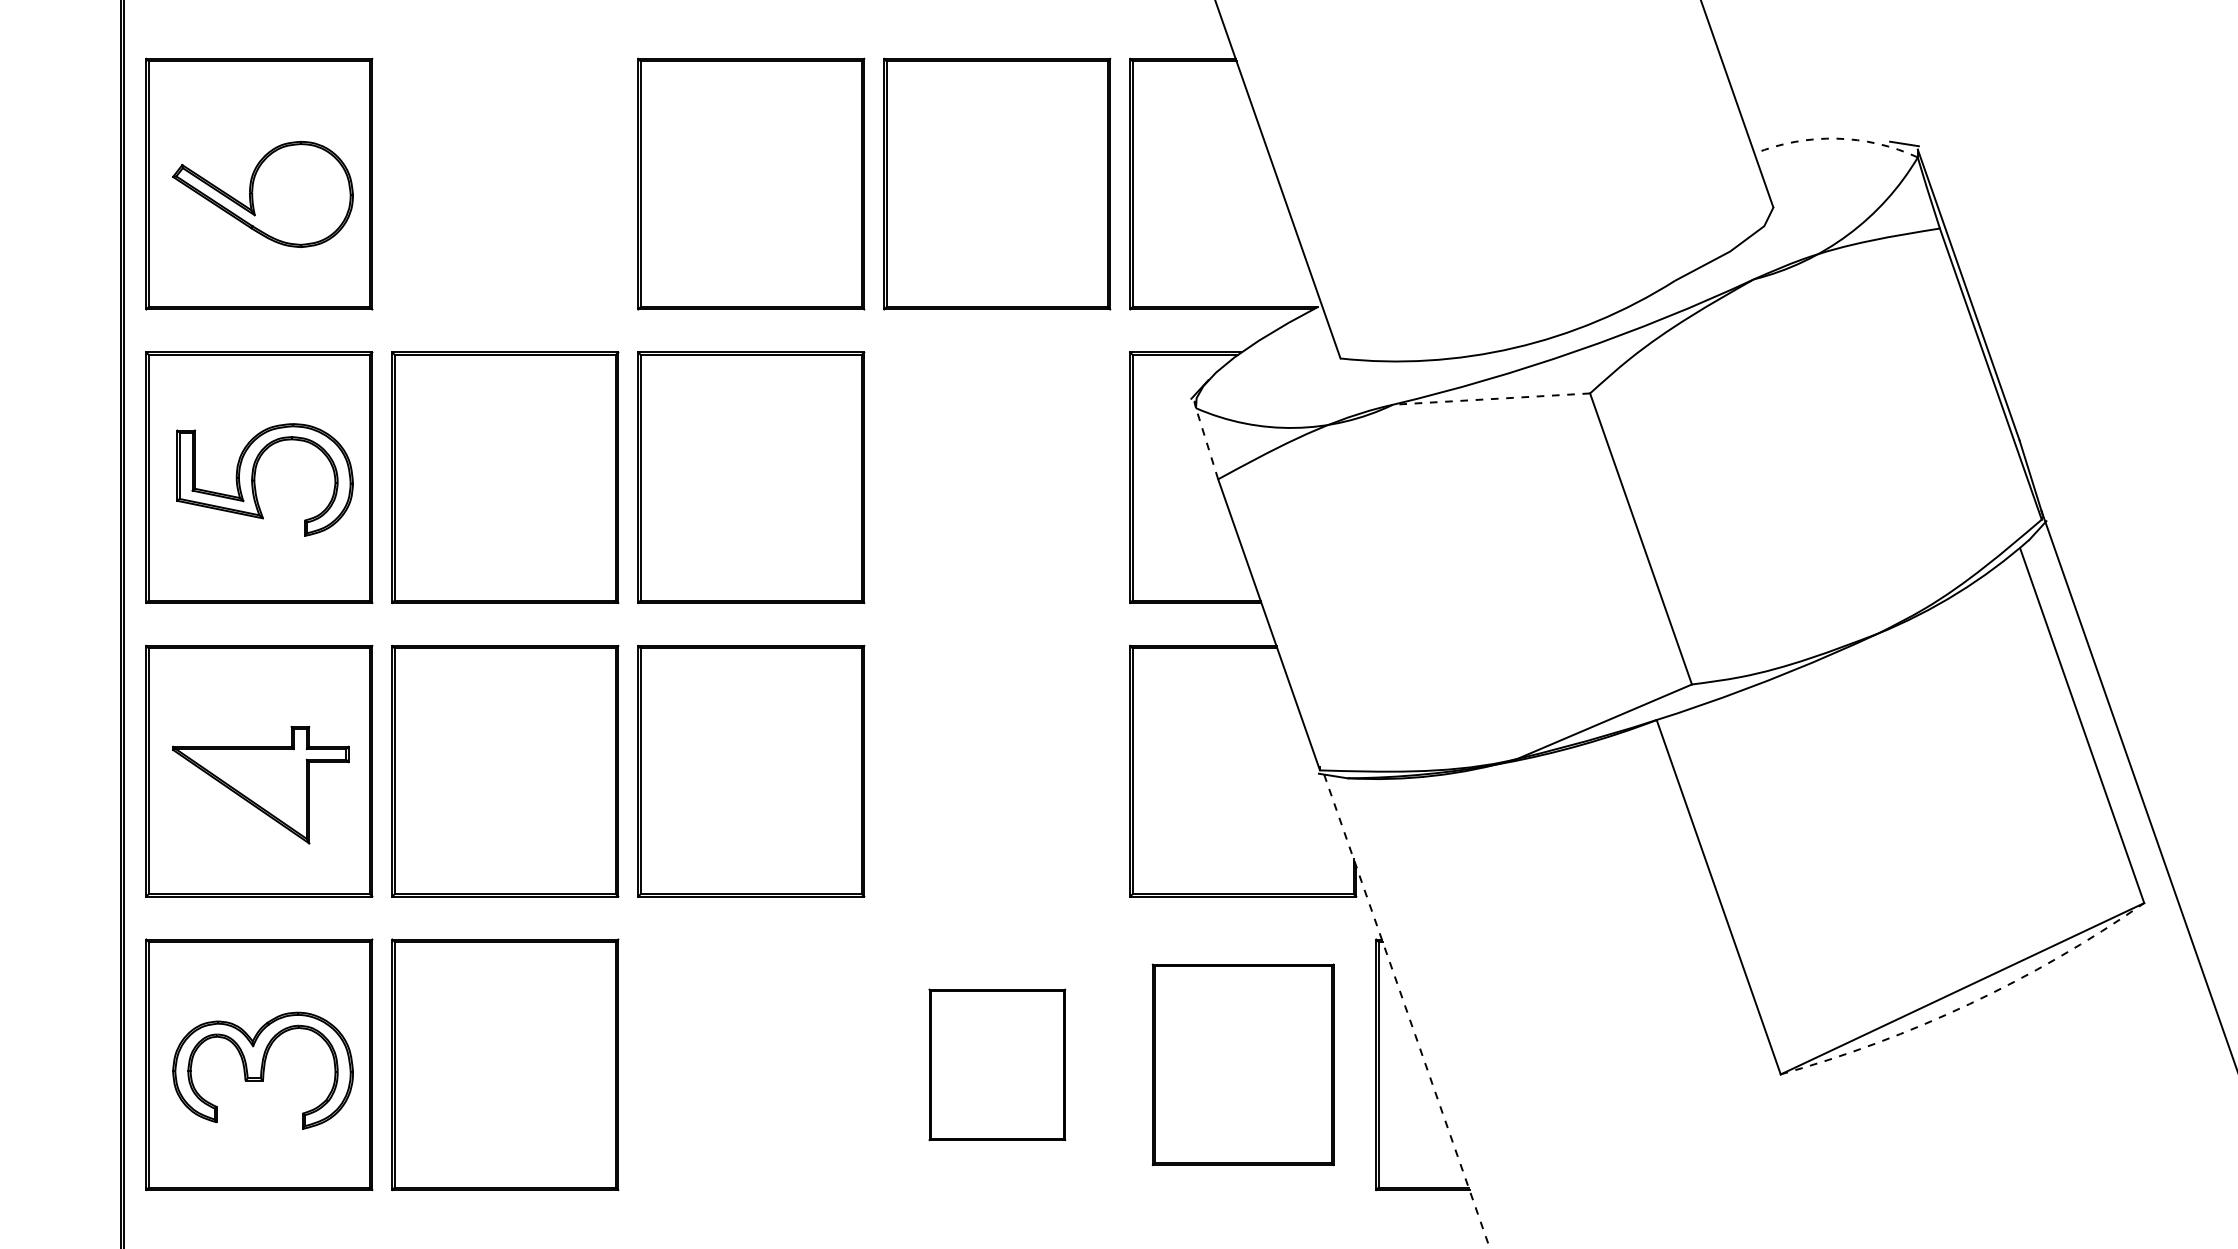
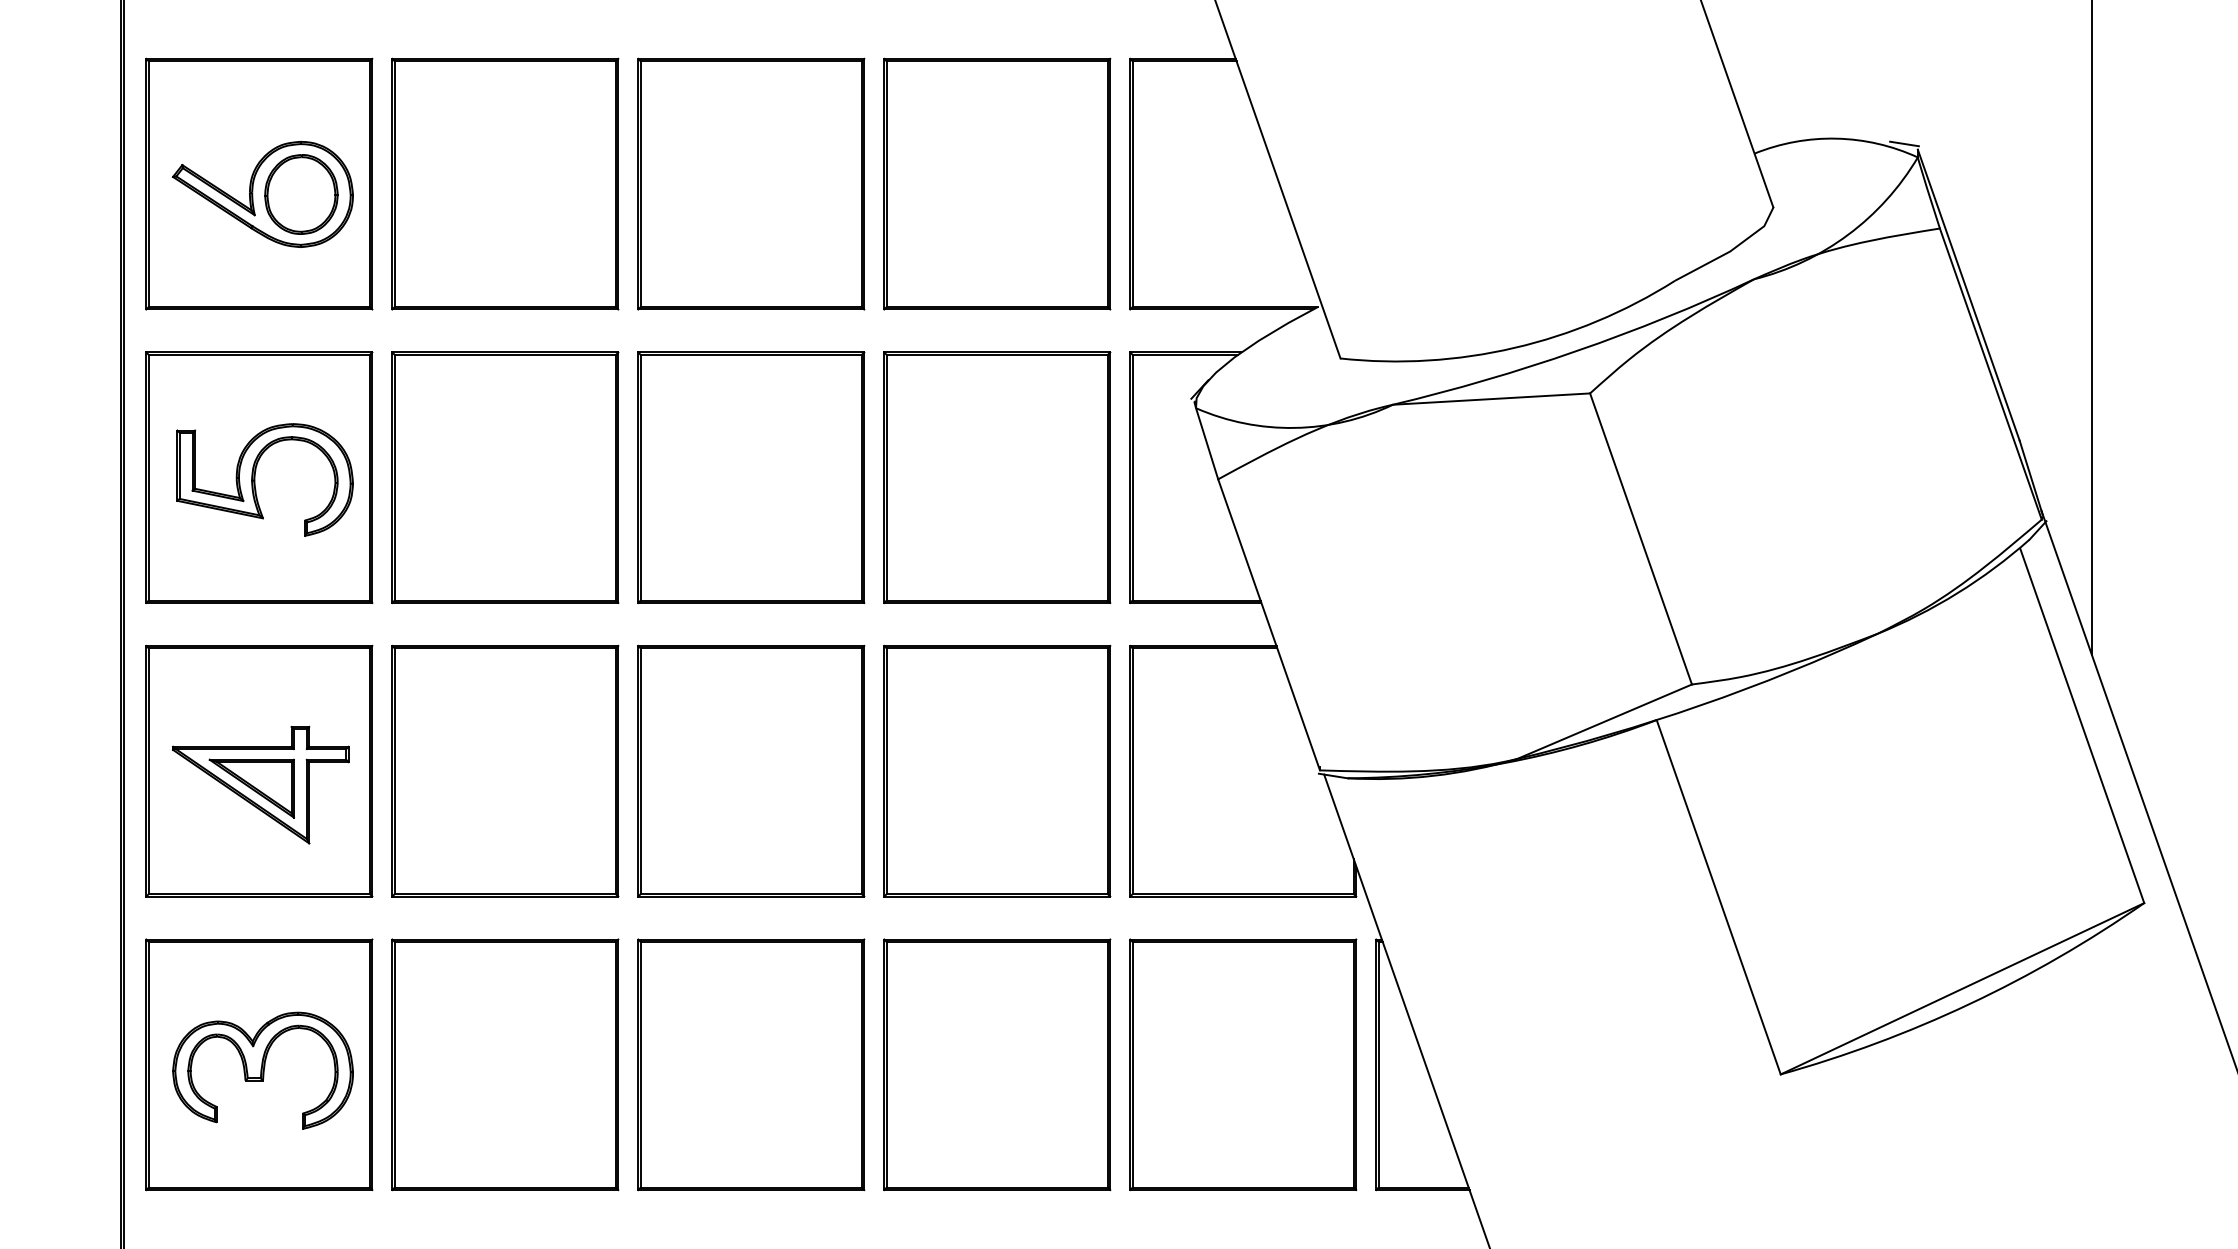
arc: dashed -> solid (1836, 138)
part: none -> present (505, 183)
part: none -> present (301, 194)
line: none -> present (2091, 328)
line: dashed -> solid (1491, 399)
line: dashed -> solid (1206, 443)
part: none -> present (997, 477)
part: none -> present (997, 770)
part: none -> present (251, 788)
arc: dashed -> solid (1969, 1004)
line: dashed -> solid (1407, 1011)
part: none -> present (751, 1064)
part size: 139x154 px -> 229x254 px (997, 1064)
part size: 184x204 px -> 229x254 px (1243, 1064)
